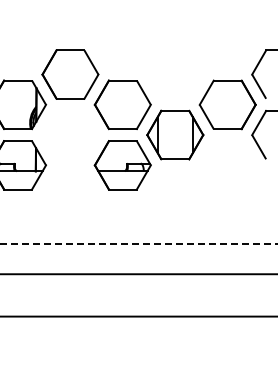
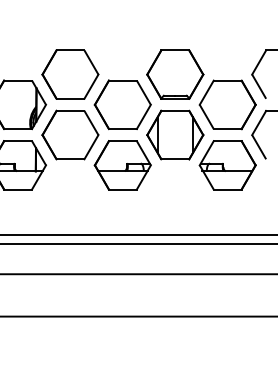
part: none -> present (175, 74)
part: none -> present (70, 134)
part: none -> present (227, 165)
line: none -> present (138, 234)
line: dashed -> solid (139, 243)
